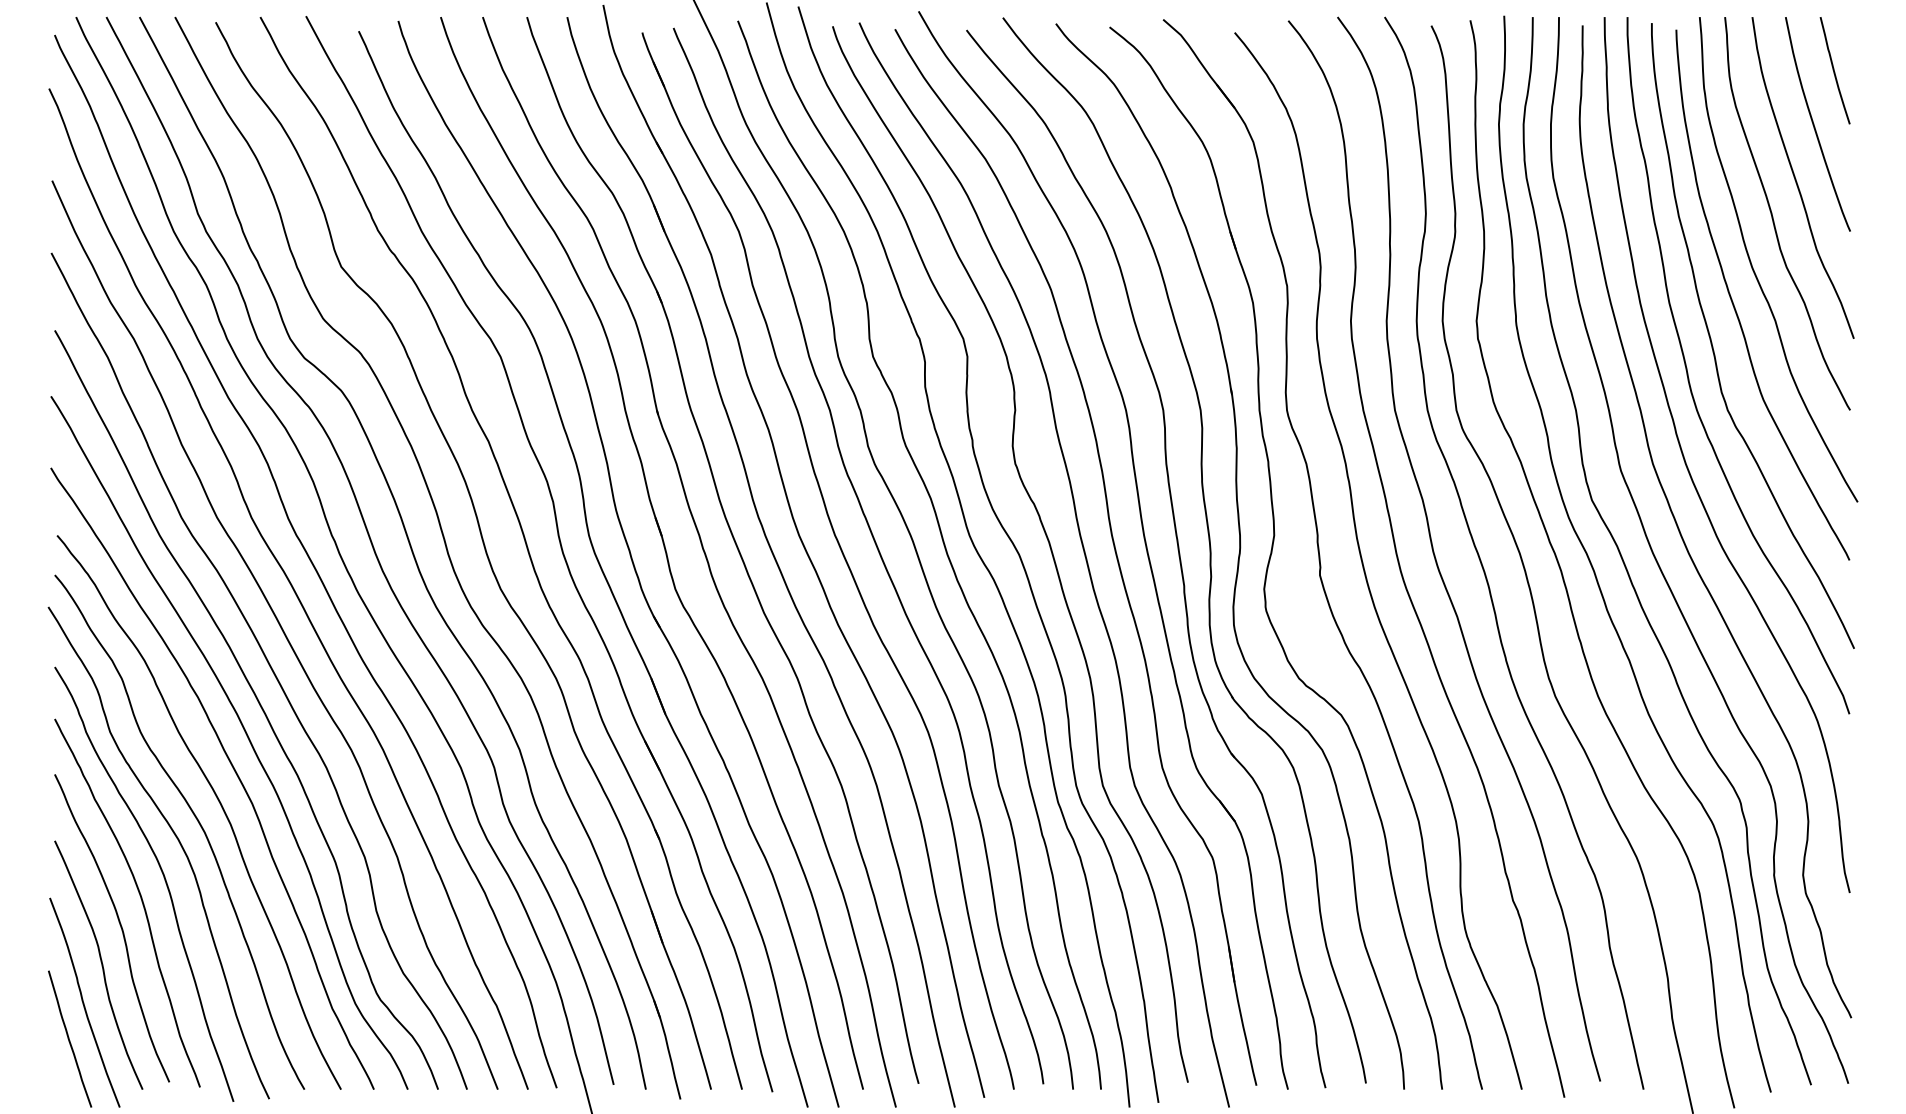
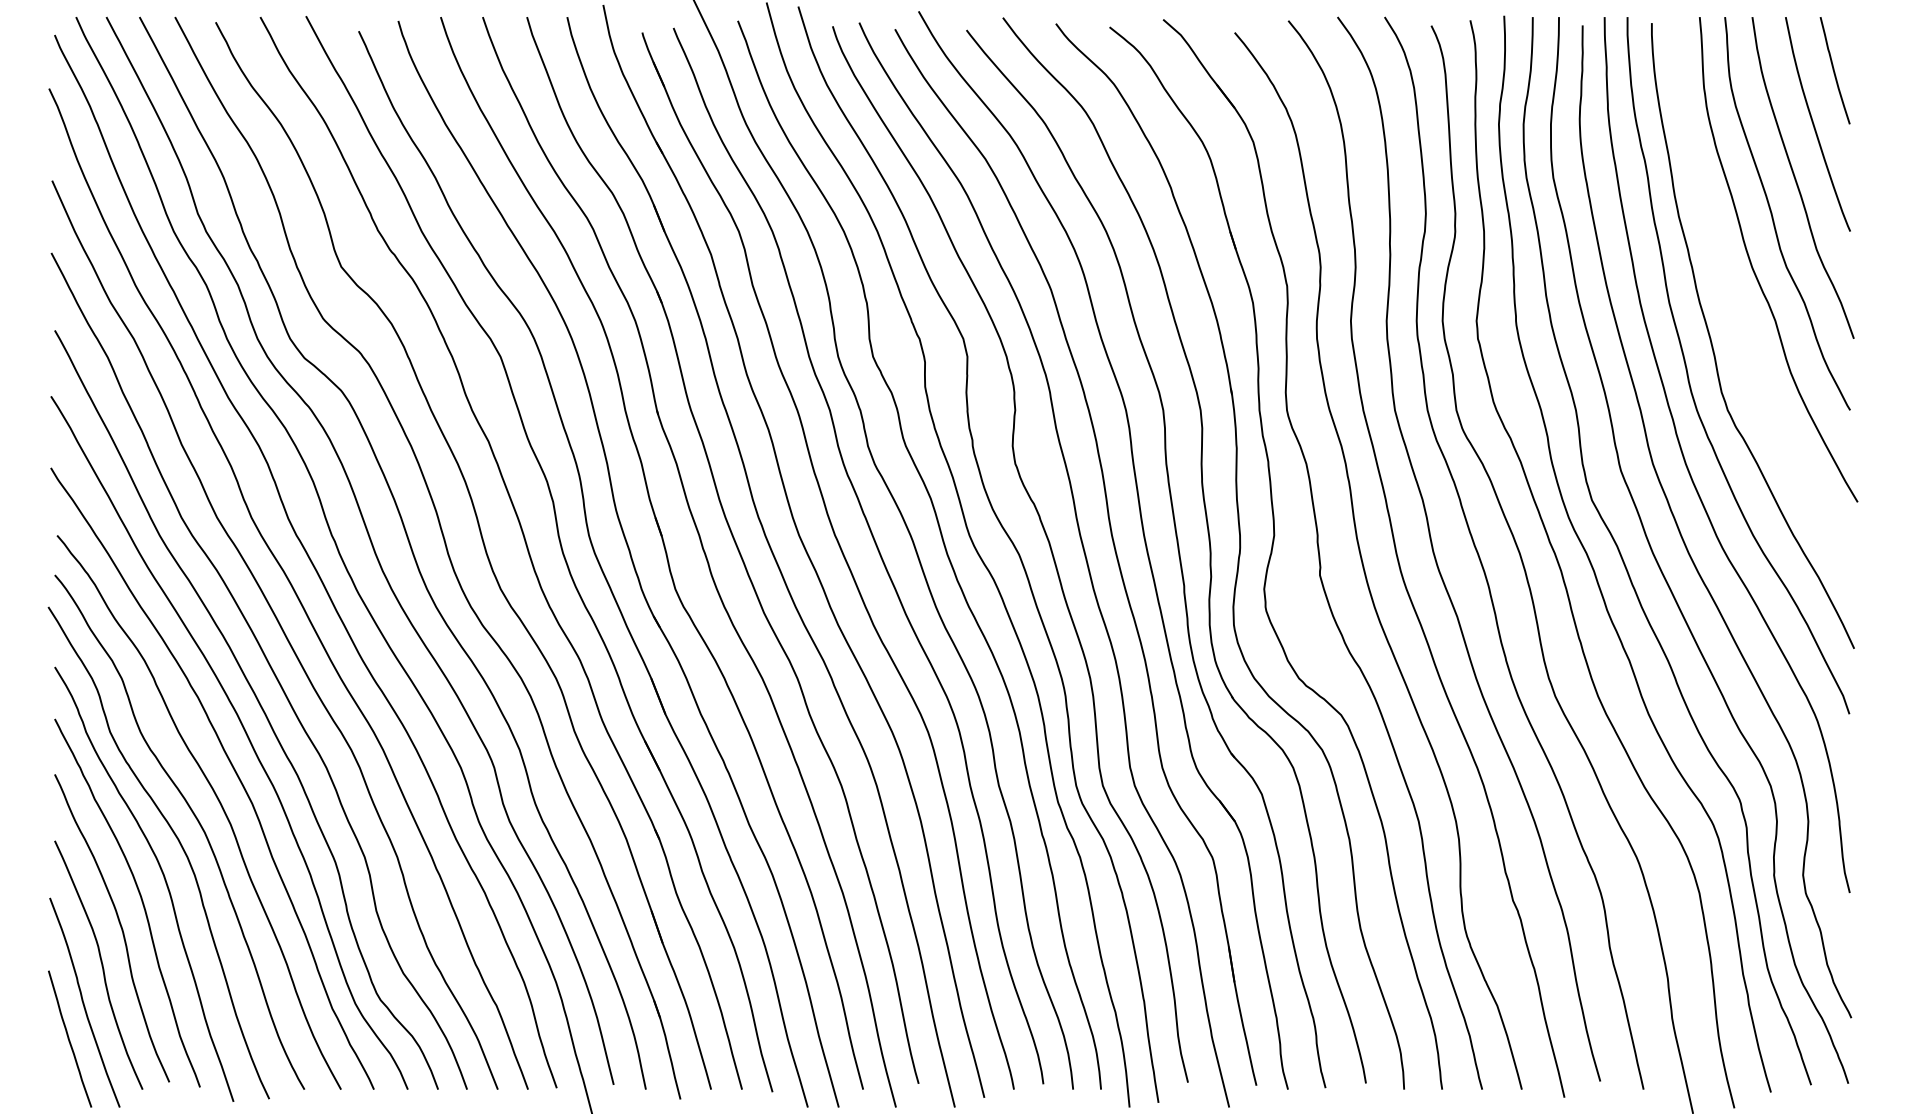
curve: present -> none (1734, 304)
